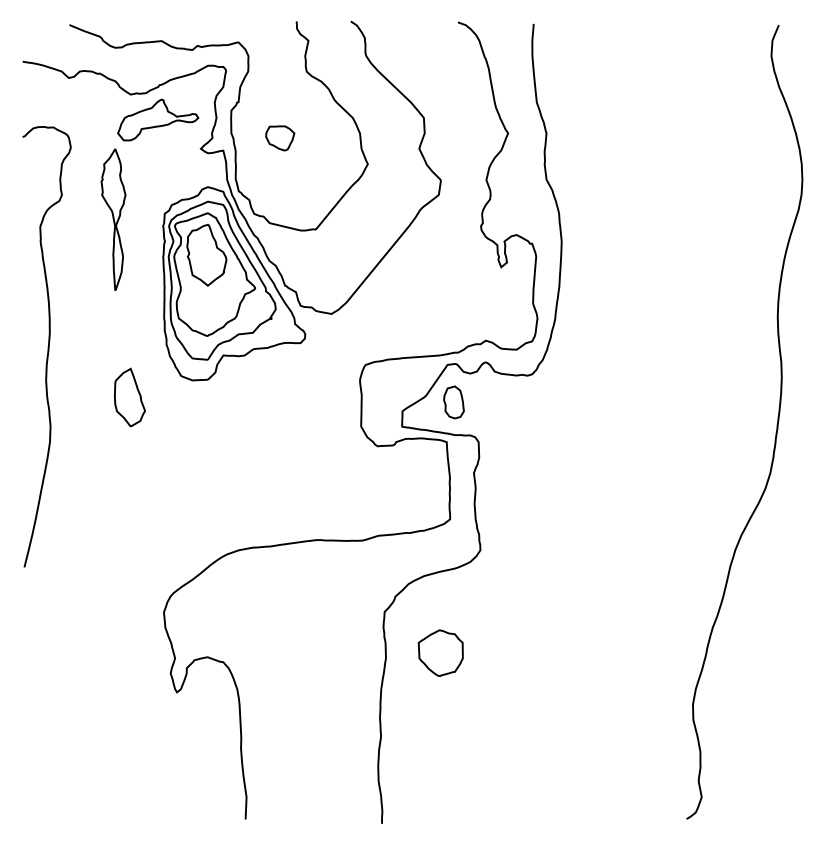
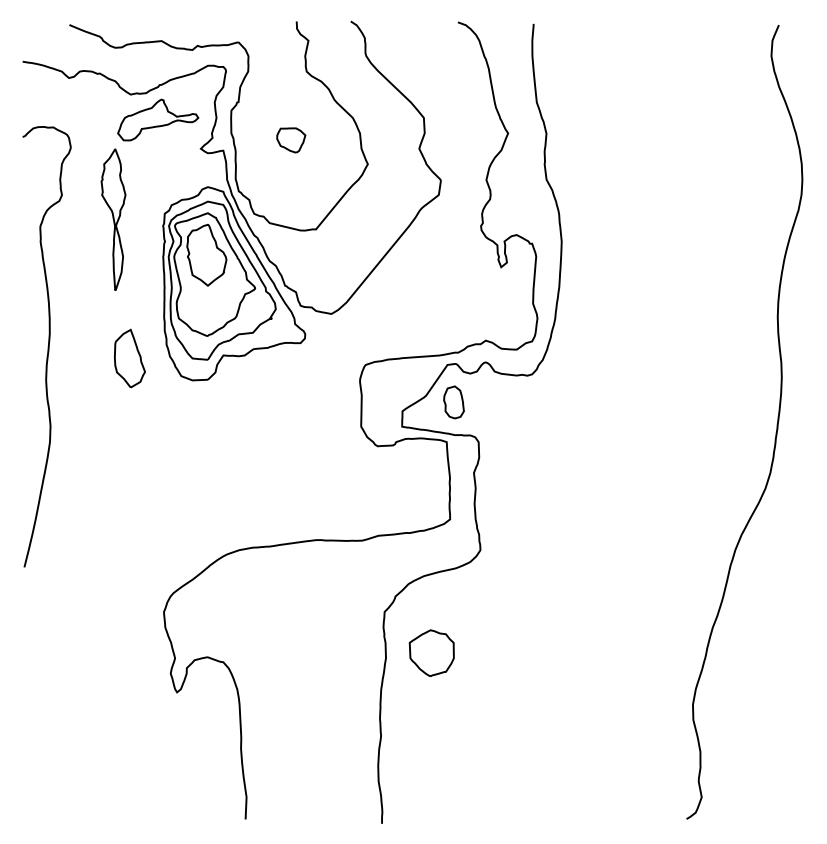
part position: (280, 138) -> (291, 140) (291, 140)
part position: (129, 397) -> (129, 358) (129, 358)
part position: (440, 652) -> (431, 652) (431, 652)
